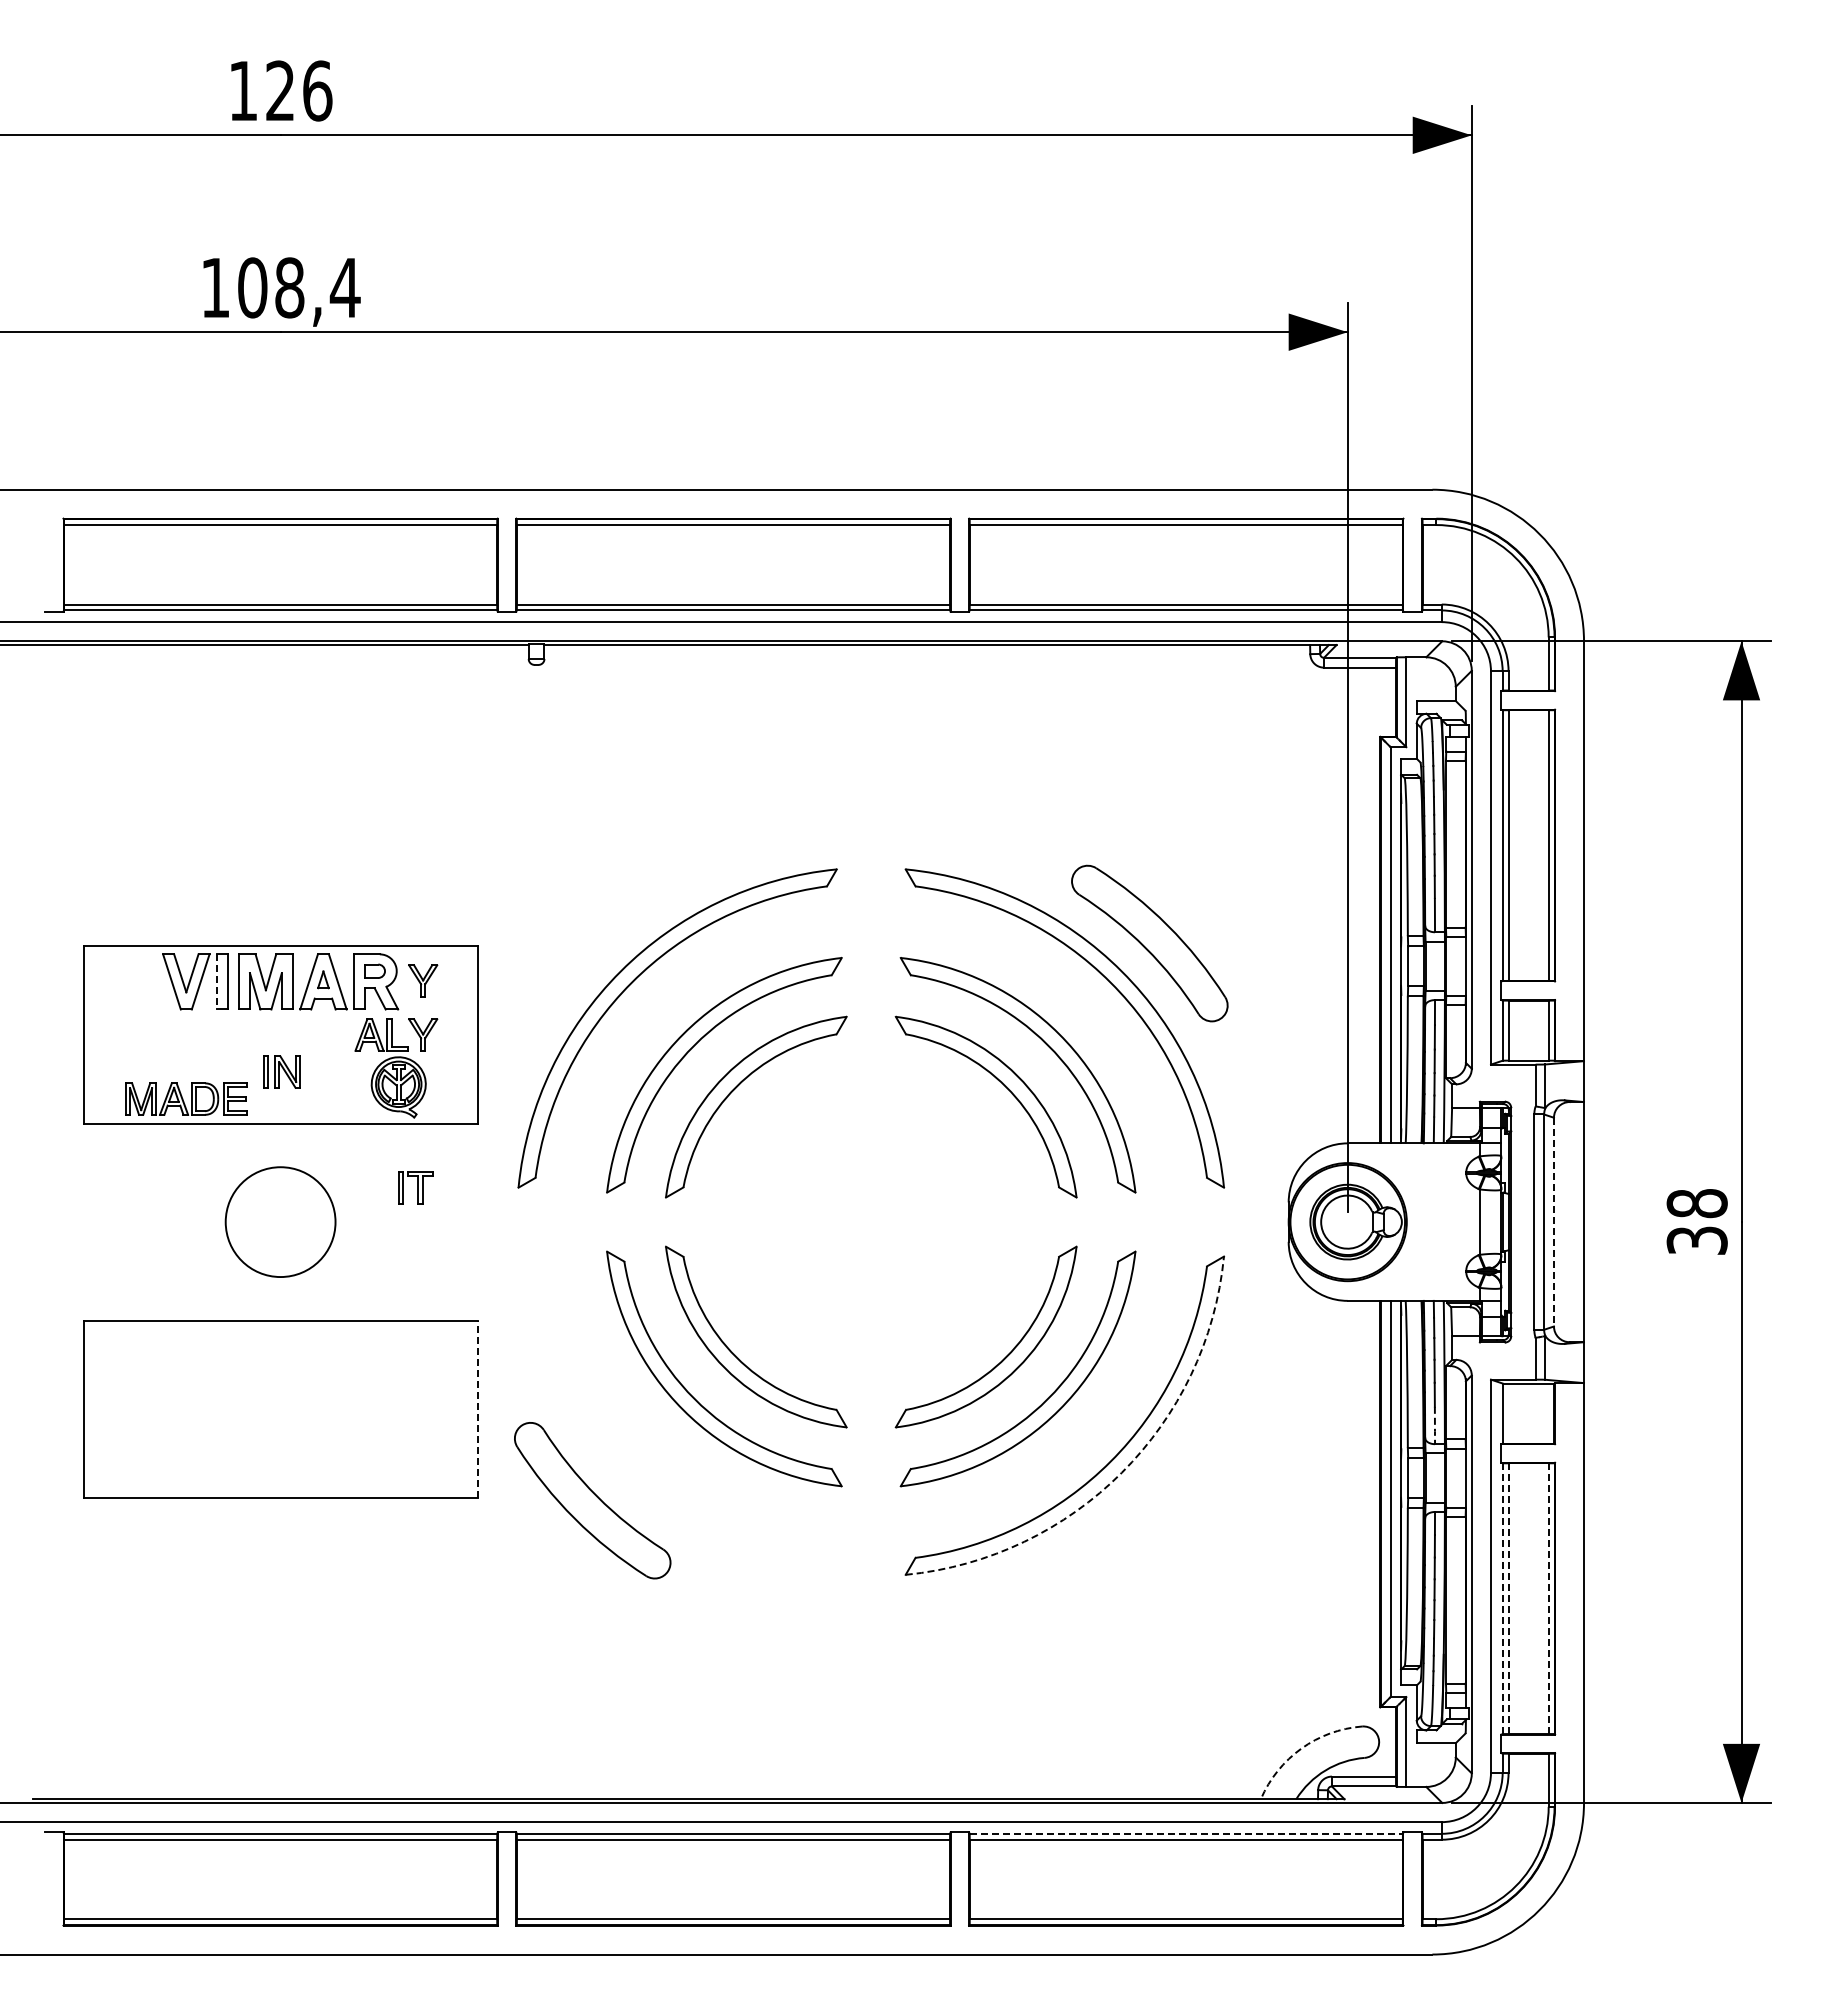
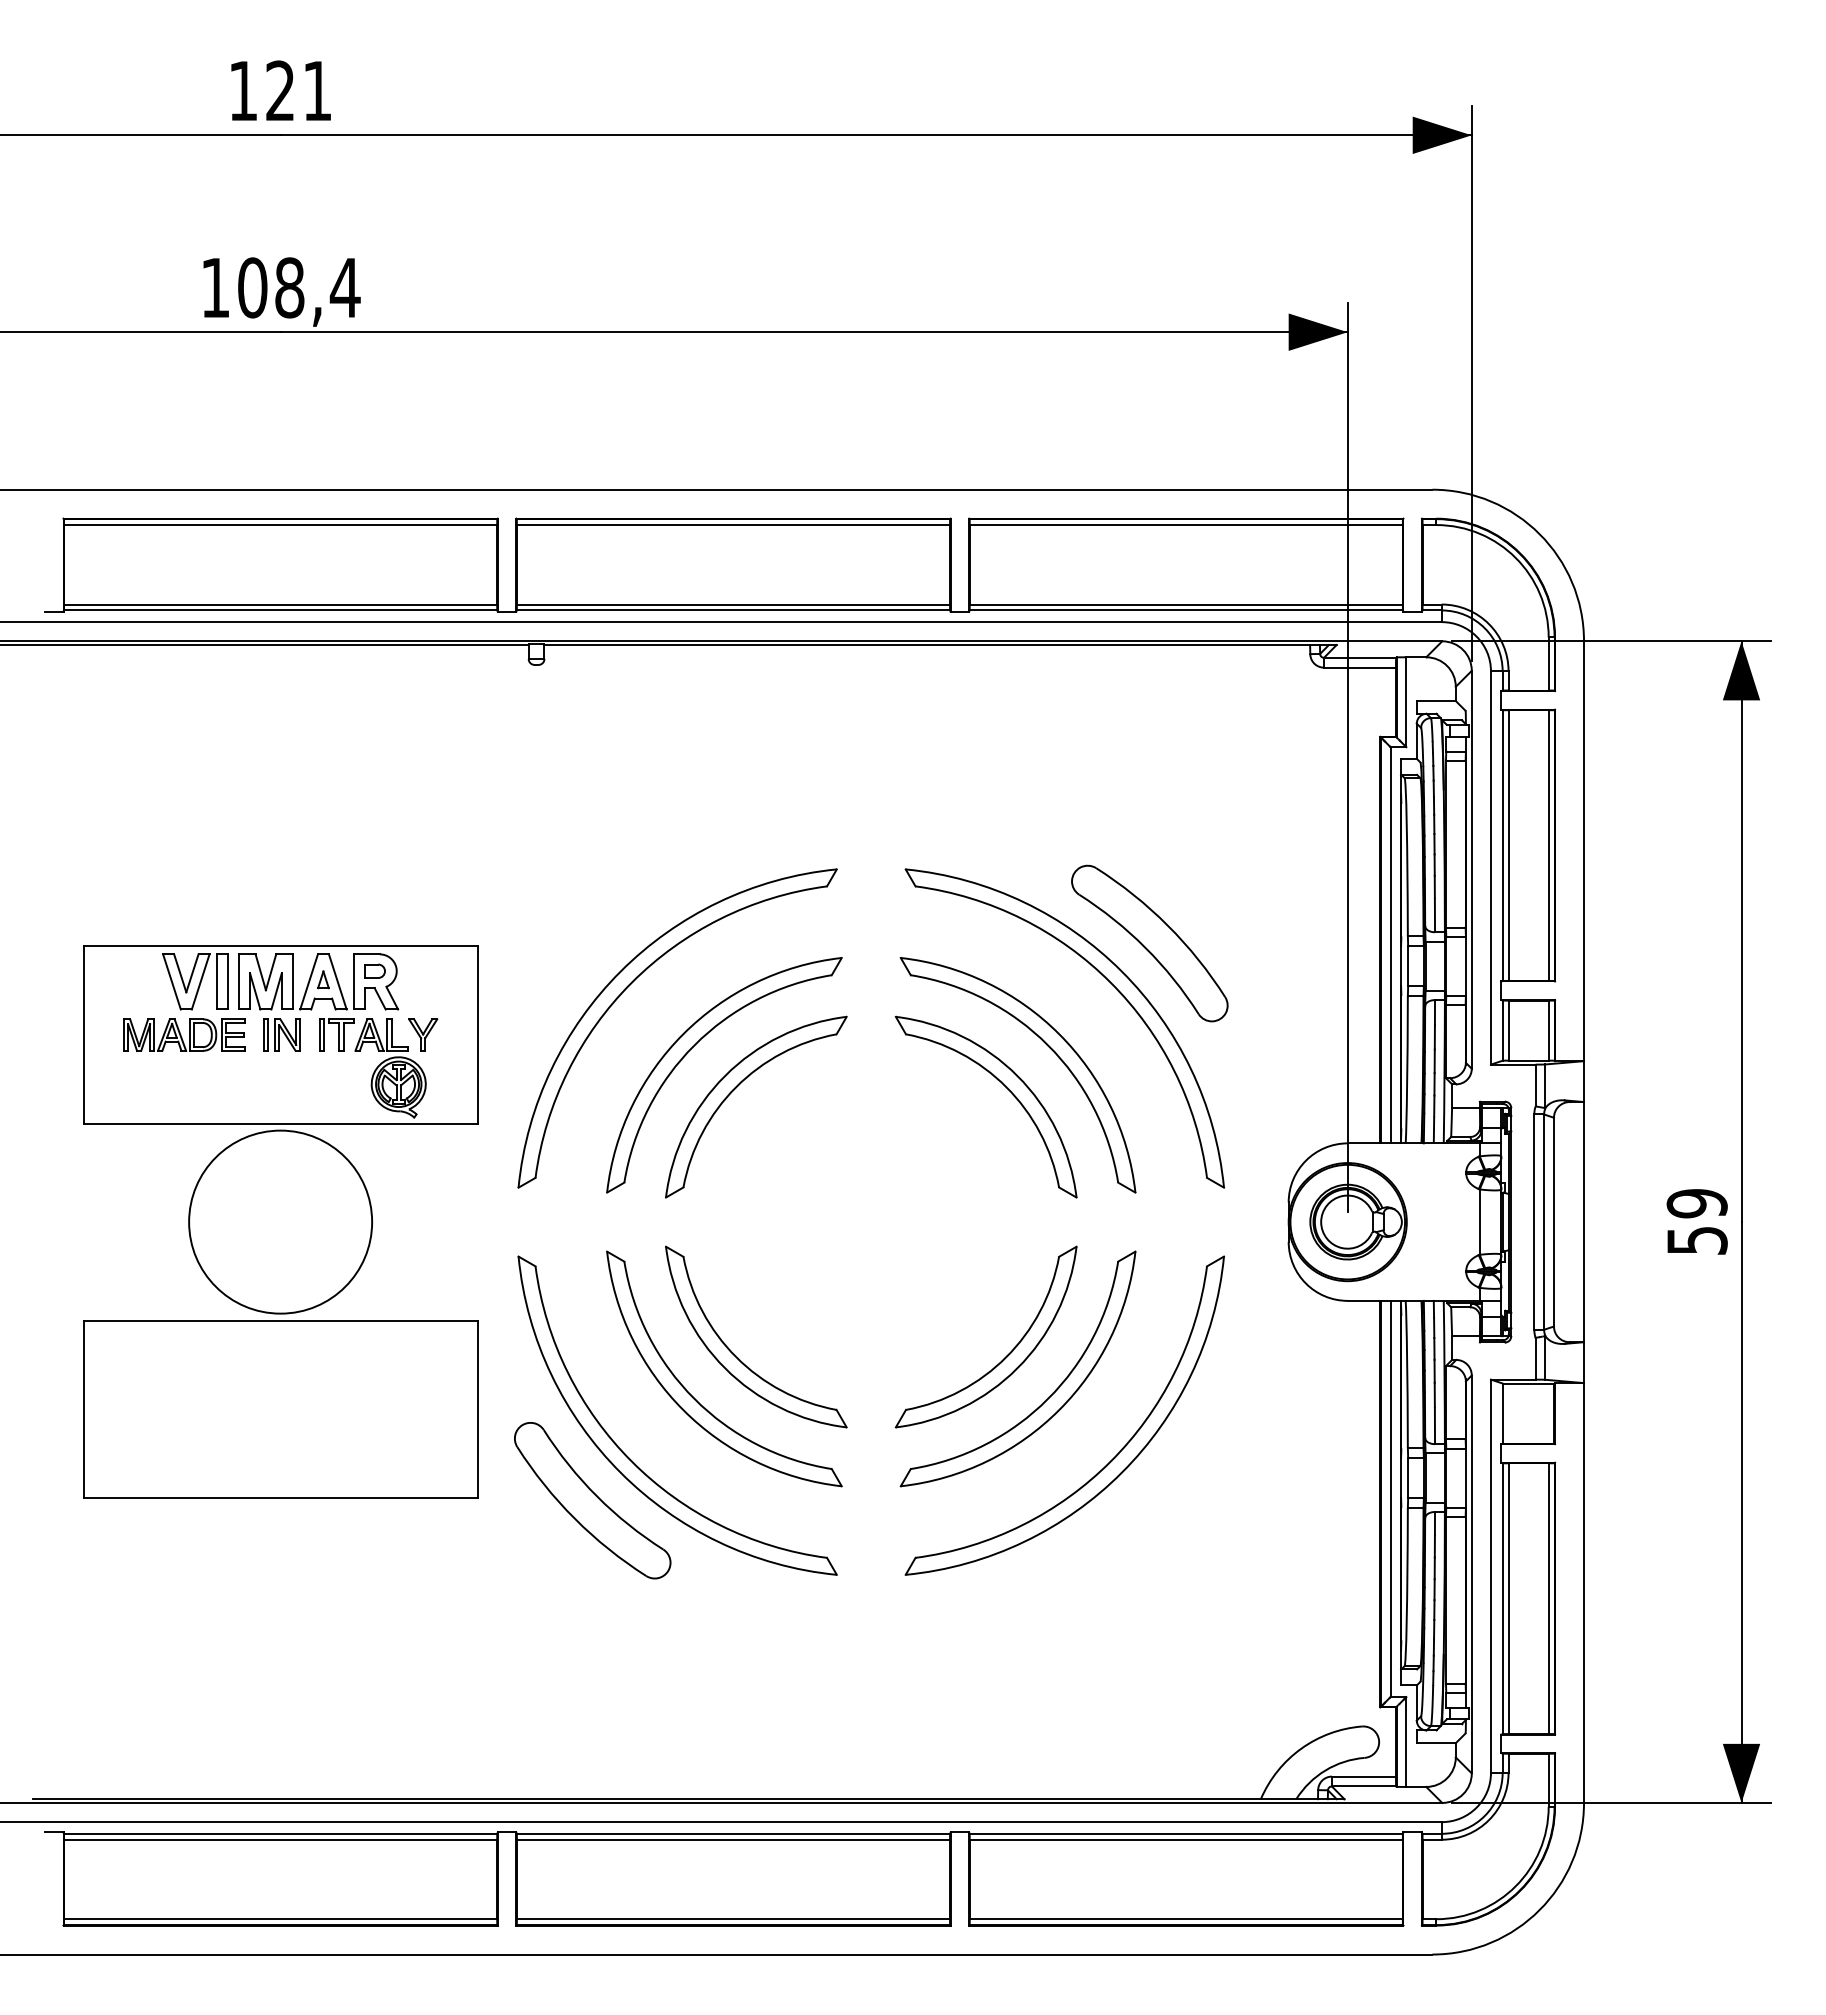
text: 126 -> 121 (317, 90)
part: present -> none (423, 980)
line: dashed -> solid (216, 981)
part position: (281, 1071) -> (281, 1034) (281, 1034)
part position: (186, 1098) -> (184, 1034) (184, 1034)
part position: (415, 1187) -> (336, 1034) (336, 1034)
text: 38 -> 59 (1696, 1221)
circle diameter: 110 px -> 183 px (280, 1221)
line: dashed -> solid (1553, 1222)
line: dashed -> solid (477, 1409)
line: dashed -> solid (1434, 1426)
part: none -> present (632, 1460)
arc: dashed -> solid (1121, 1472)
line: dashed -> solid (1502, 1598)
line: dashed -> solid (1508, 1598)
line: dashed -> solid (1548, 1599)
arc: dashed -> solid (1301, 1748)
line: dashed -> solid (1186, 1833)
